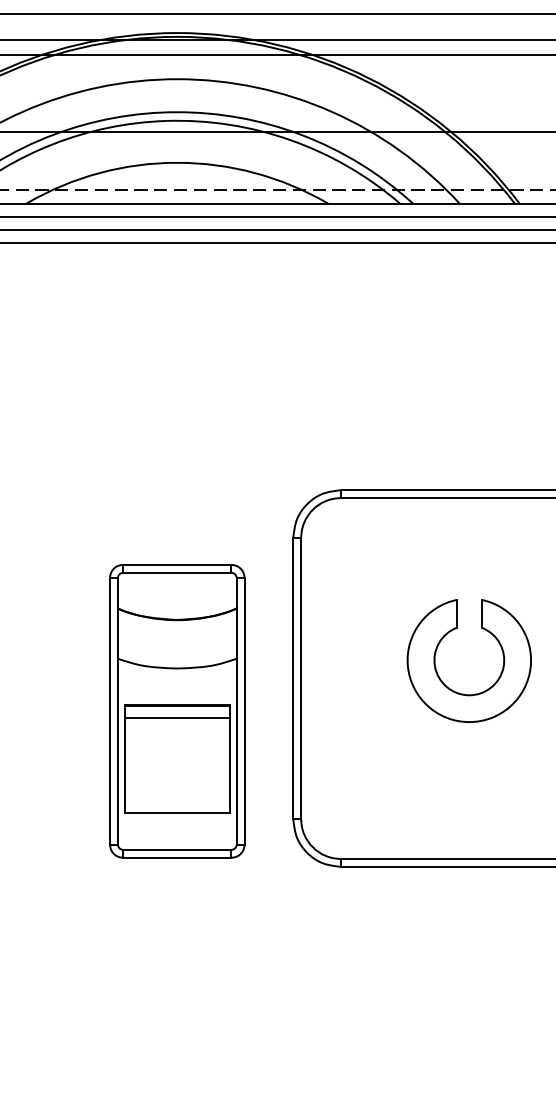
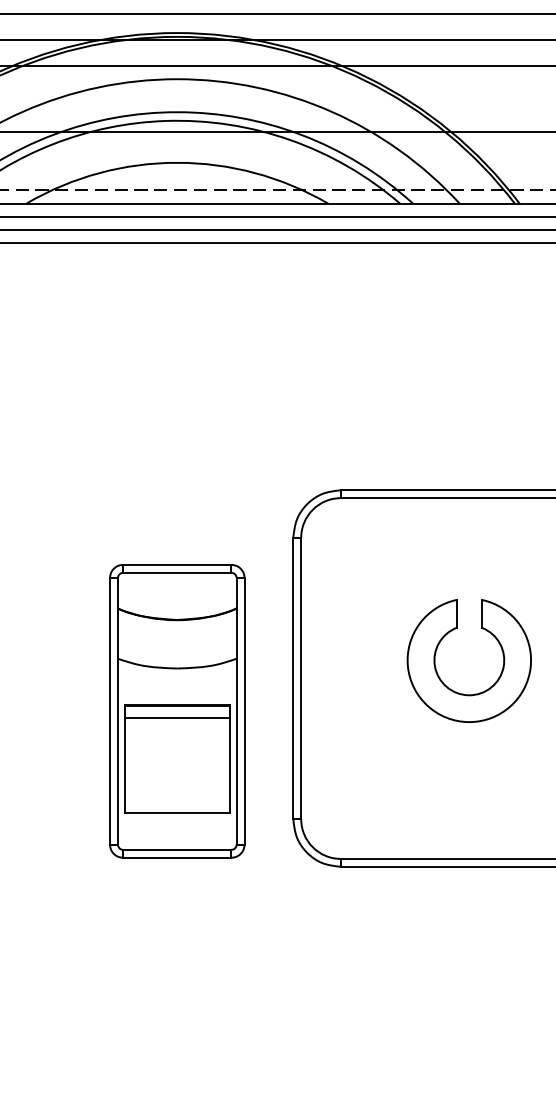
line position: (277, 55) -> (277, 66) (277, 66)
